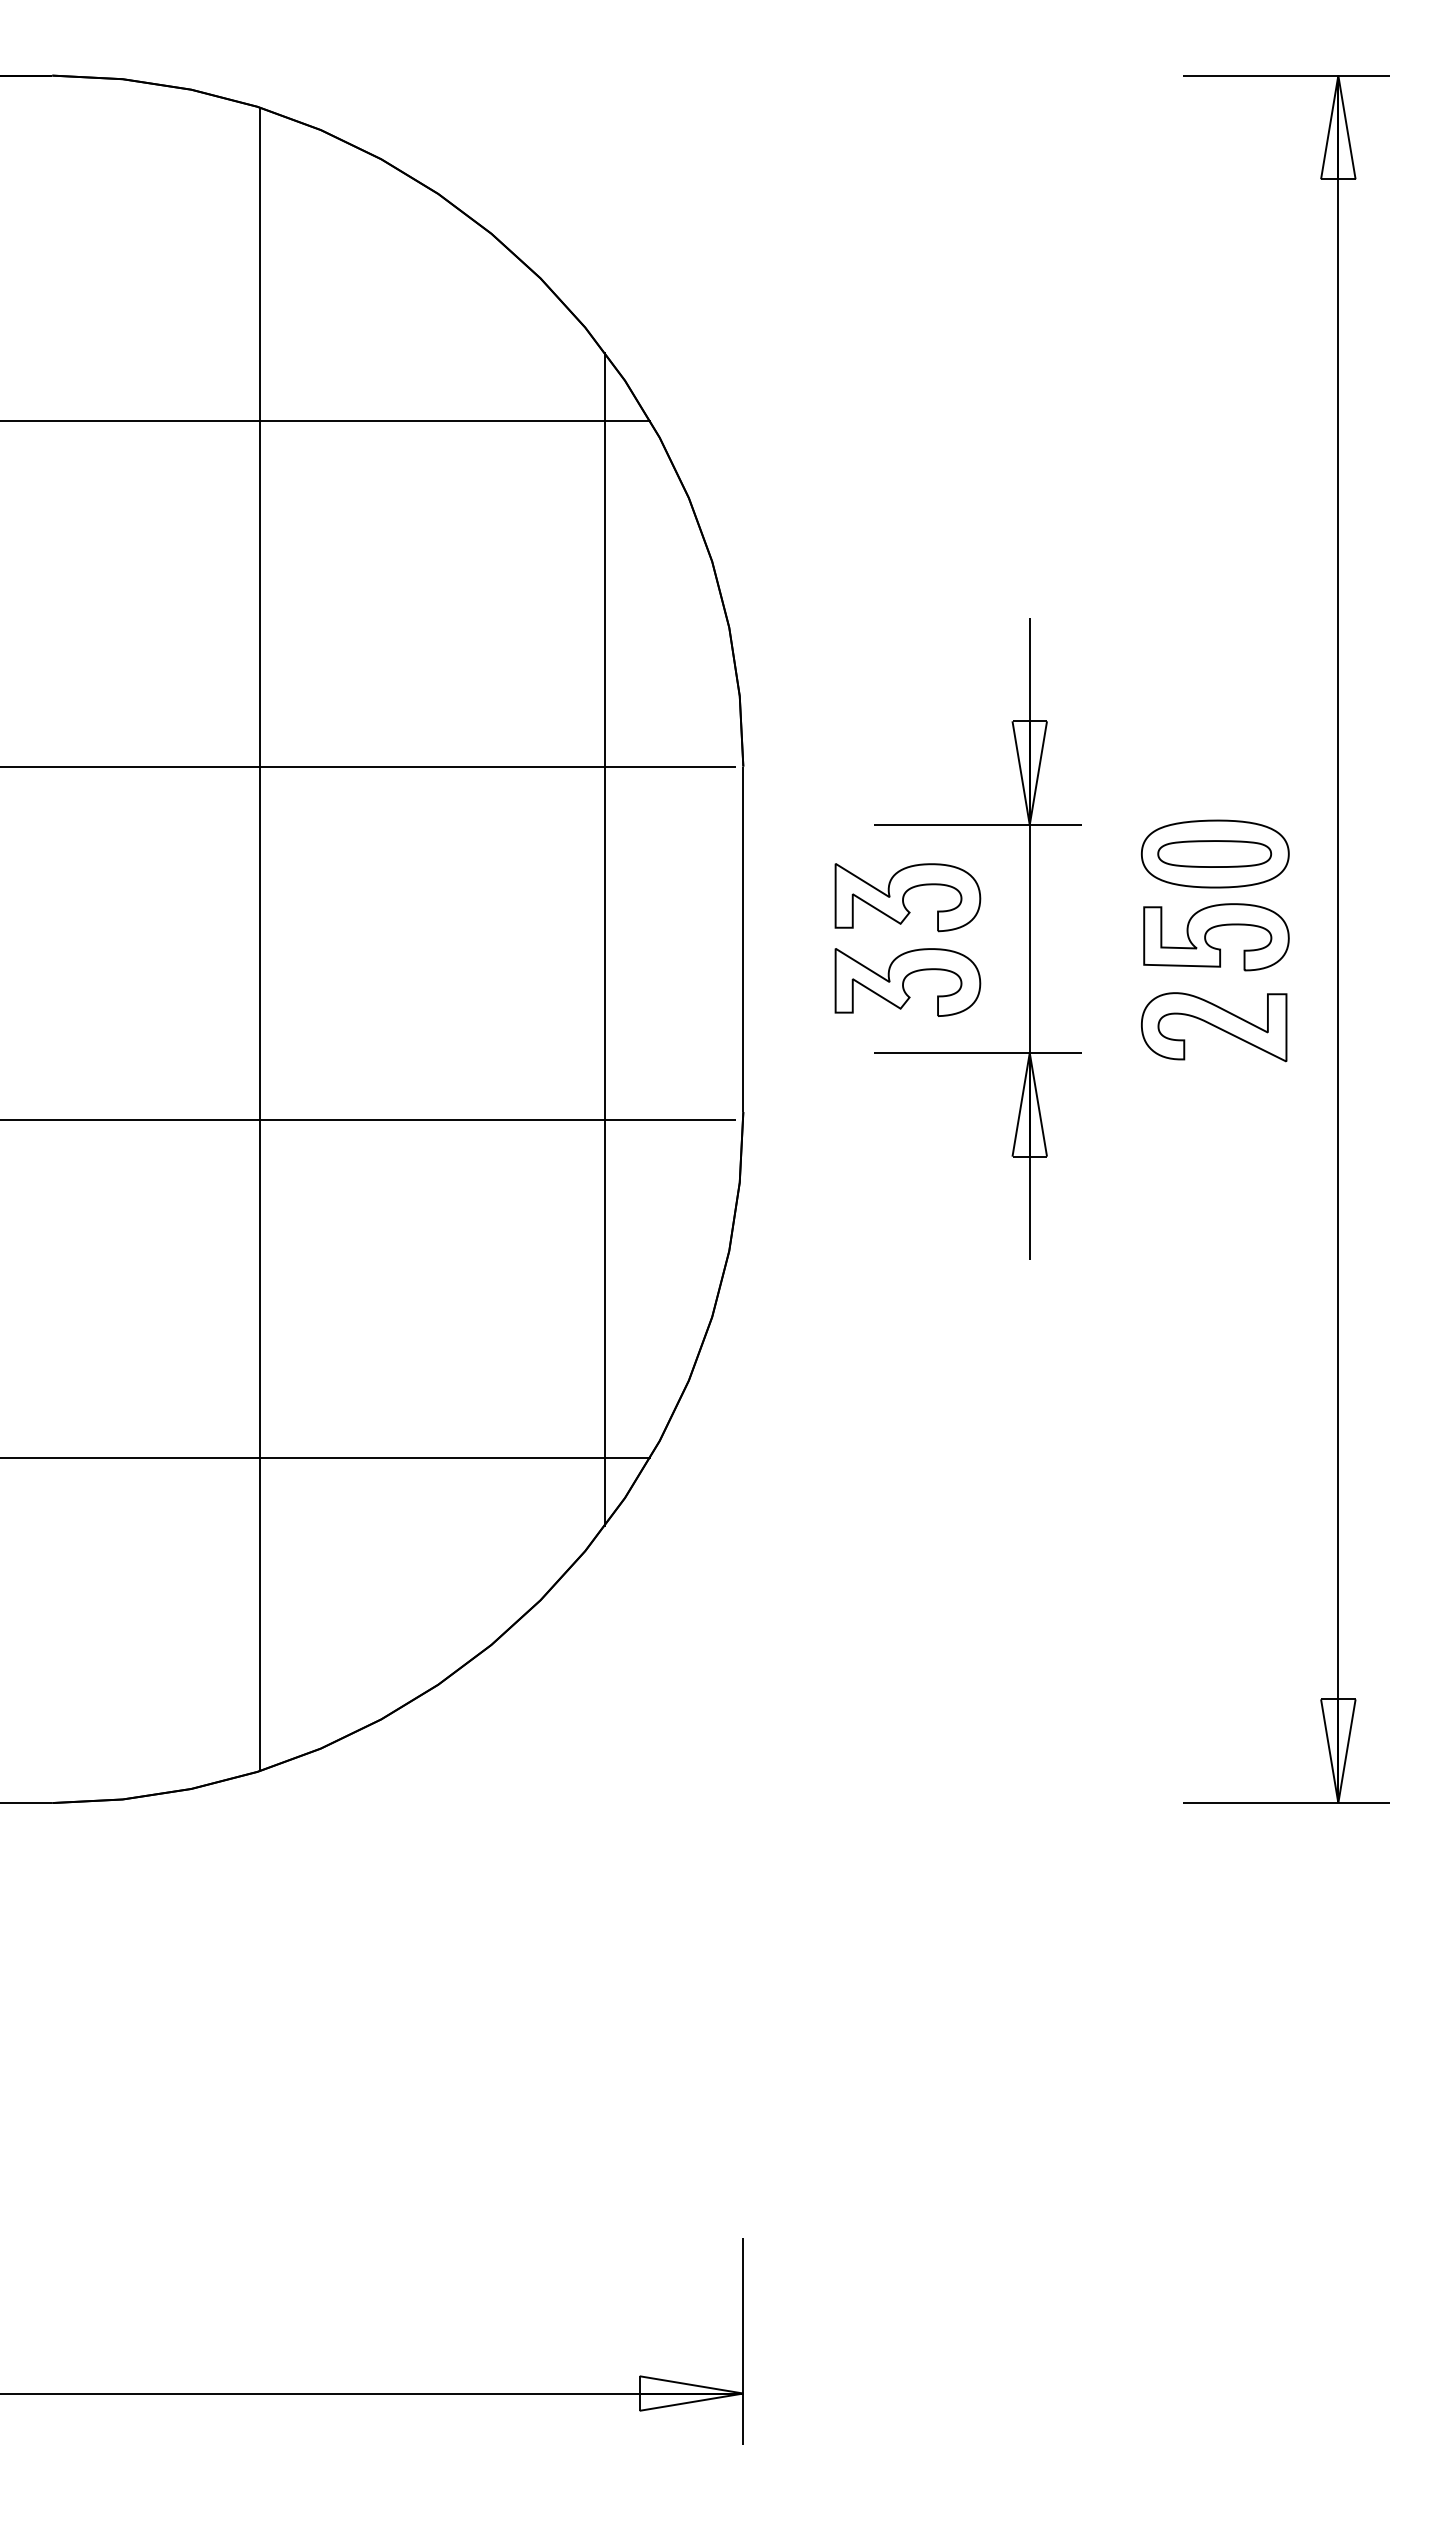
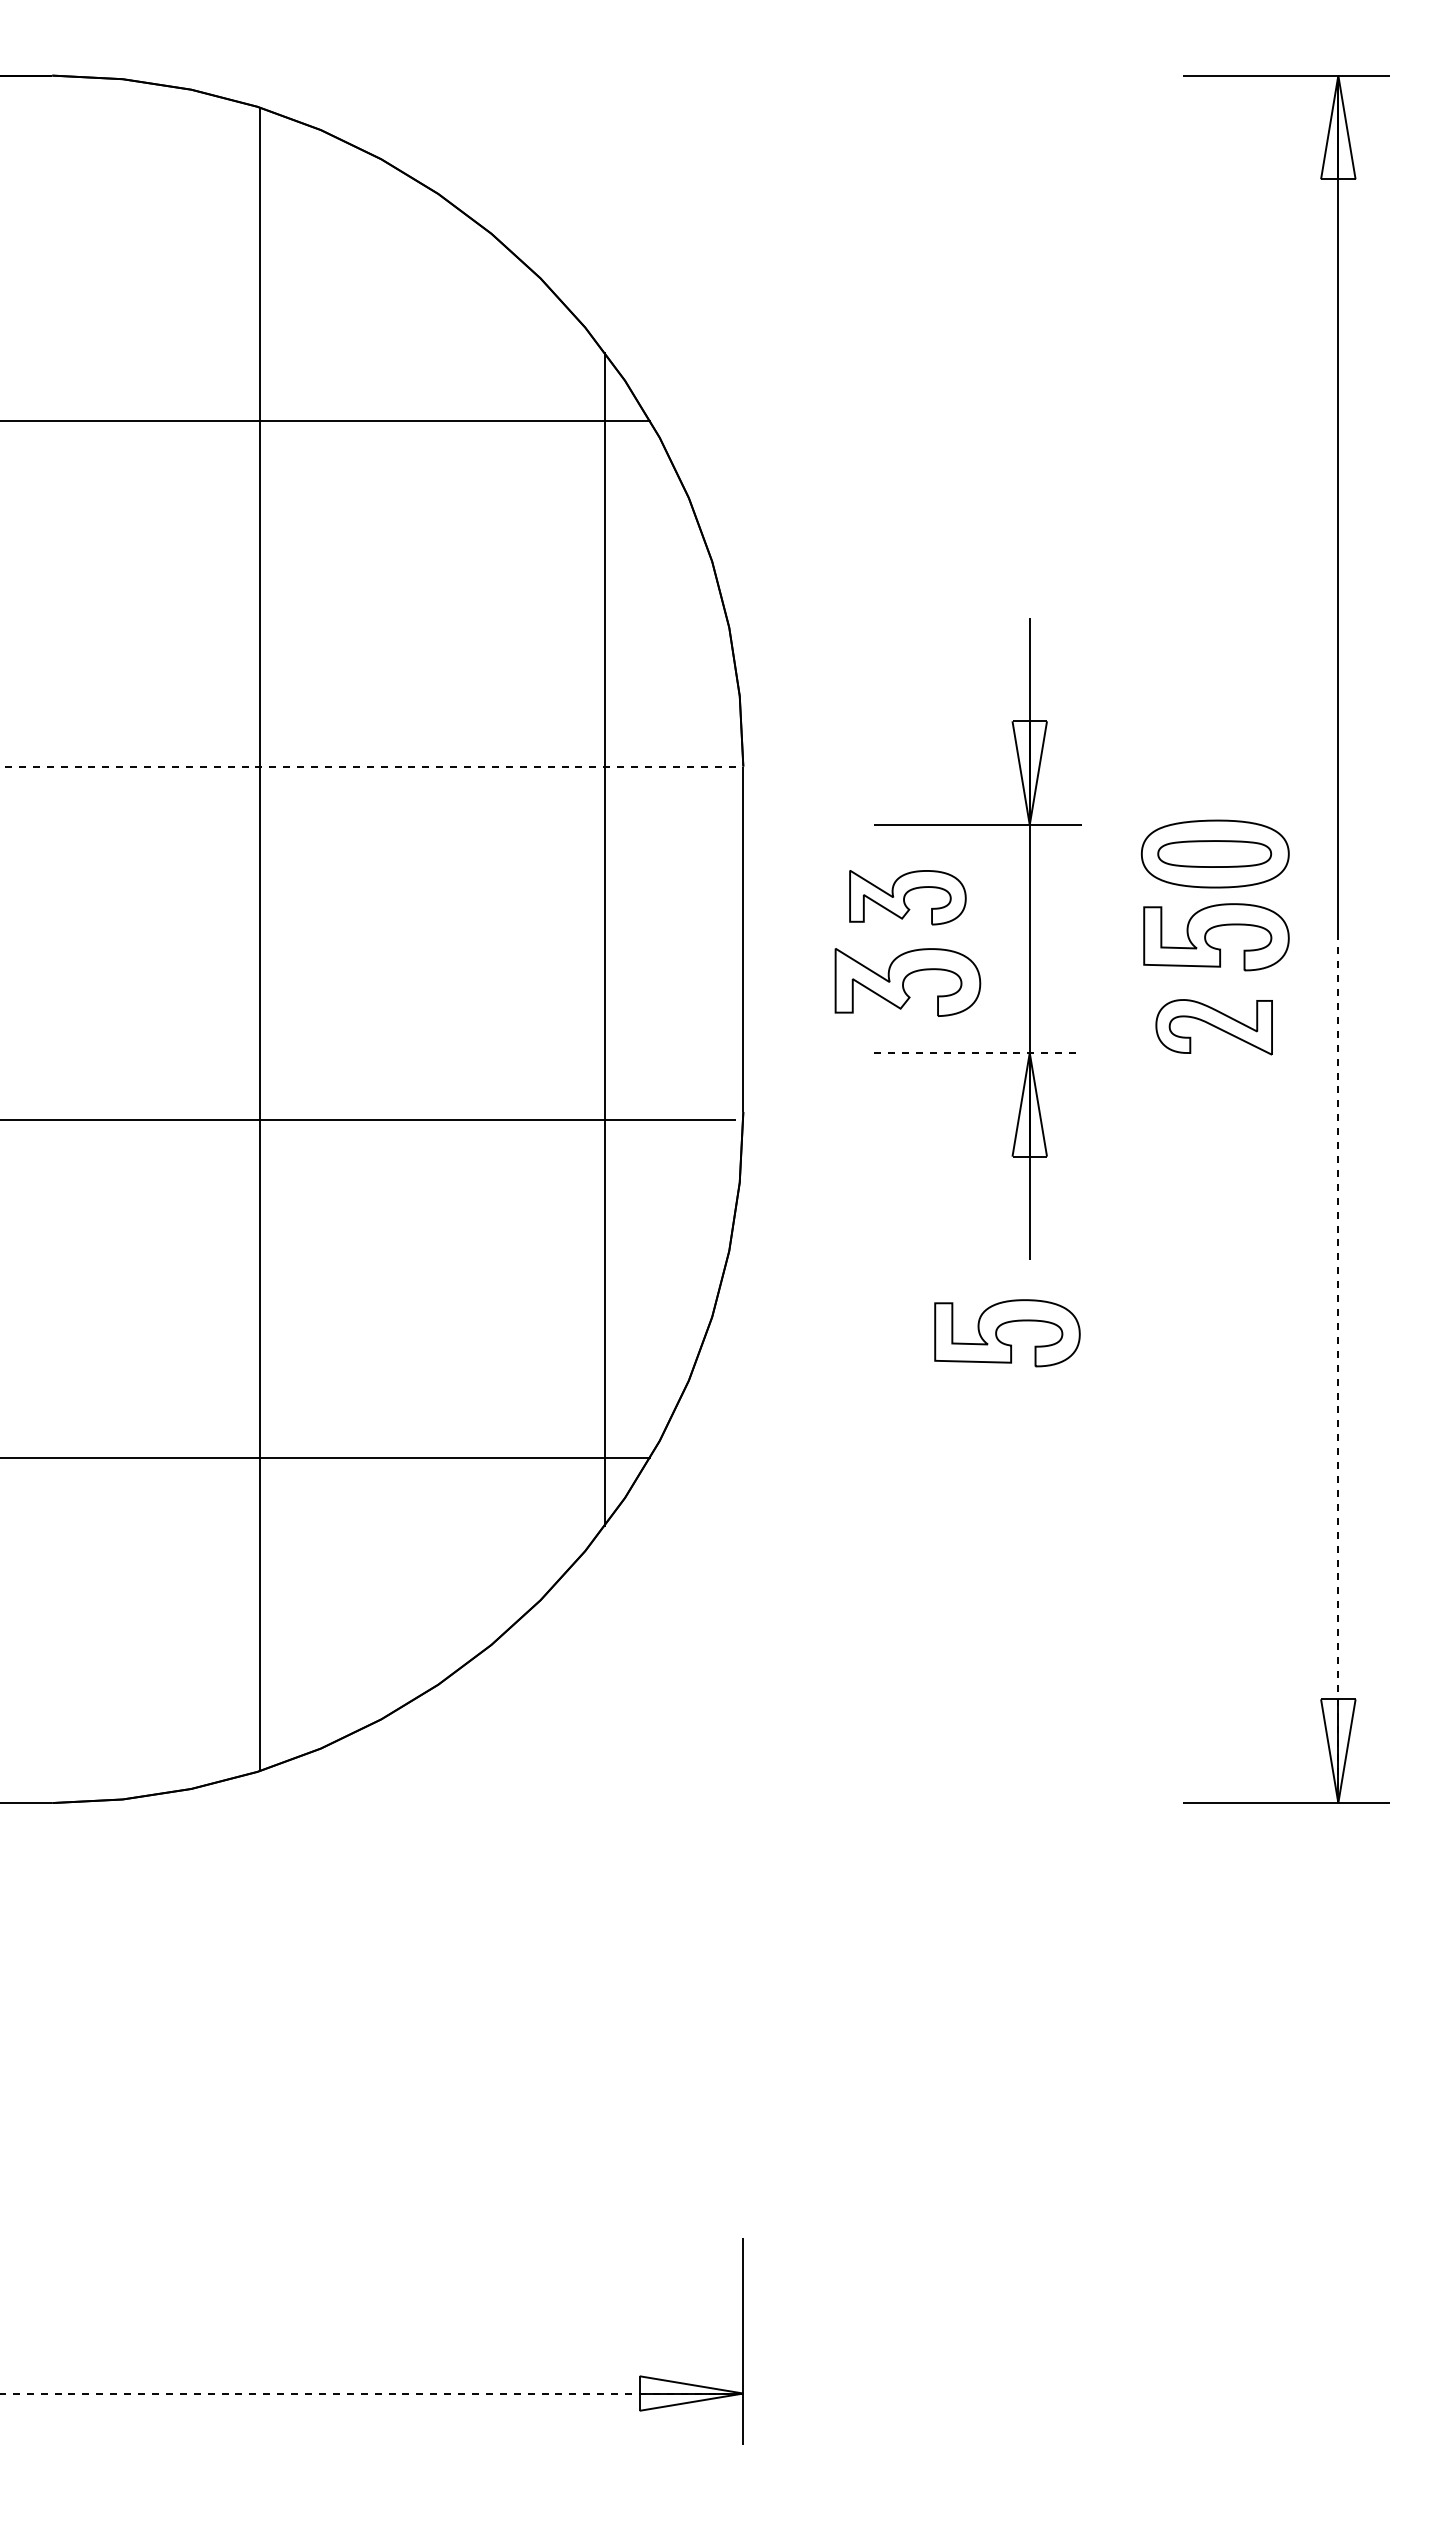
line: solid -> dashed (367, 767)
part size: 148x70 px -> 118x56 px (907, 897)
part size: 147x71 px -> 118x57 px (1213, 1027)
line: solid -> dashed (977, 1053)
part: none -> present (1002, 1325)
line: solid -> dashed (1338, 1371)
line: solid -> dashed (371, 2393)
